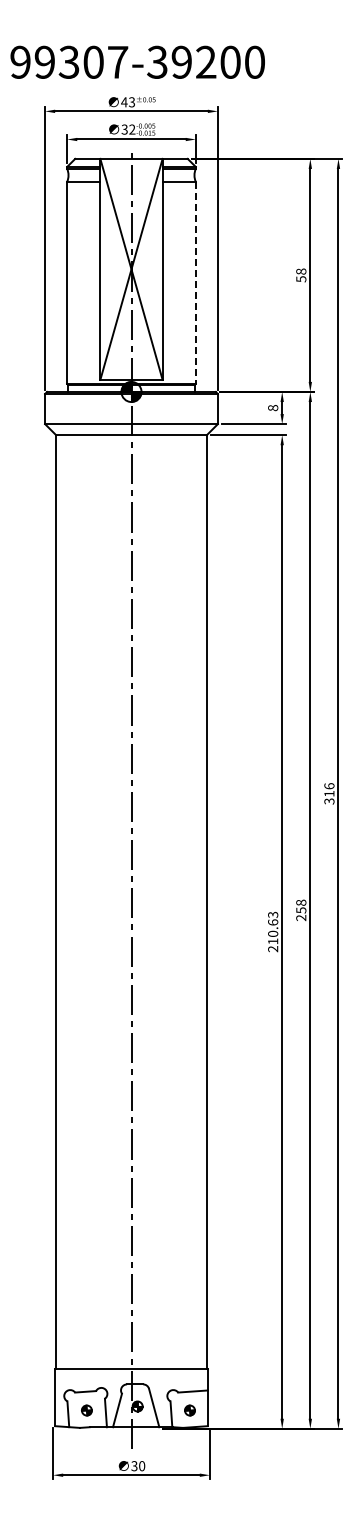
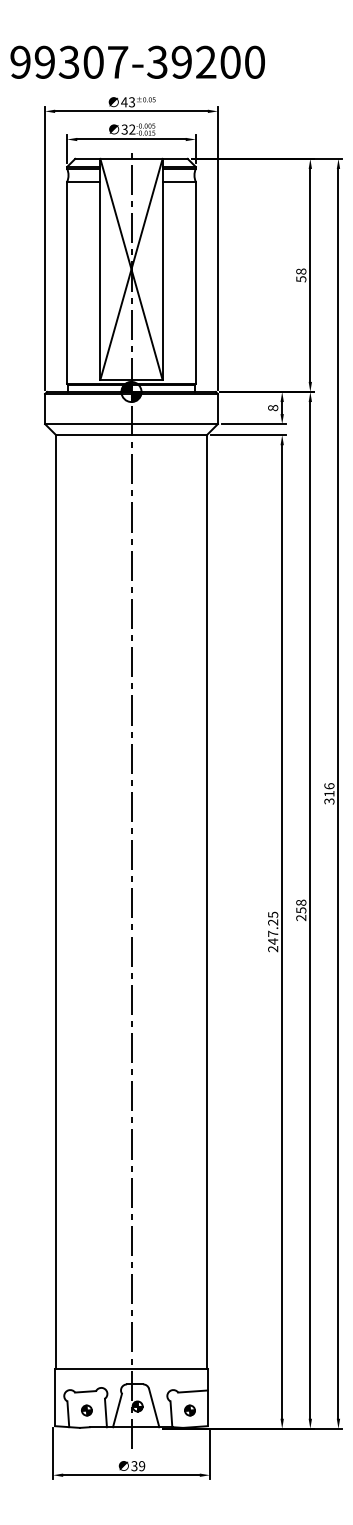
line: dashed -> solid (195, 283)
text: 210.63 -> 247.25 (273, 927)
text: 30 -> 39 (142, 1466)
